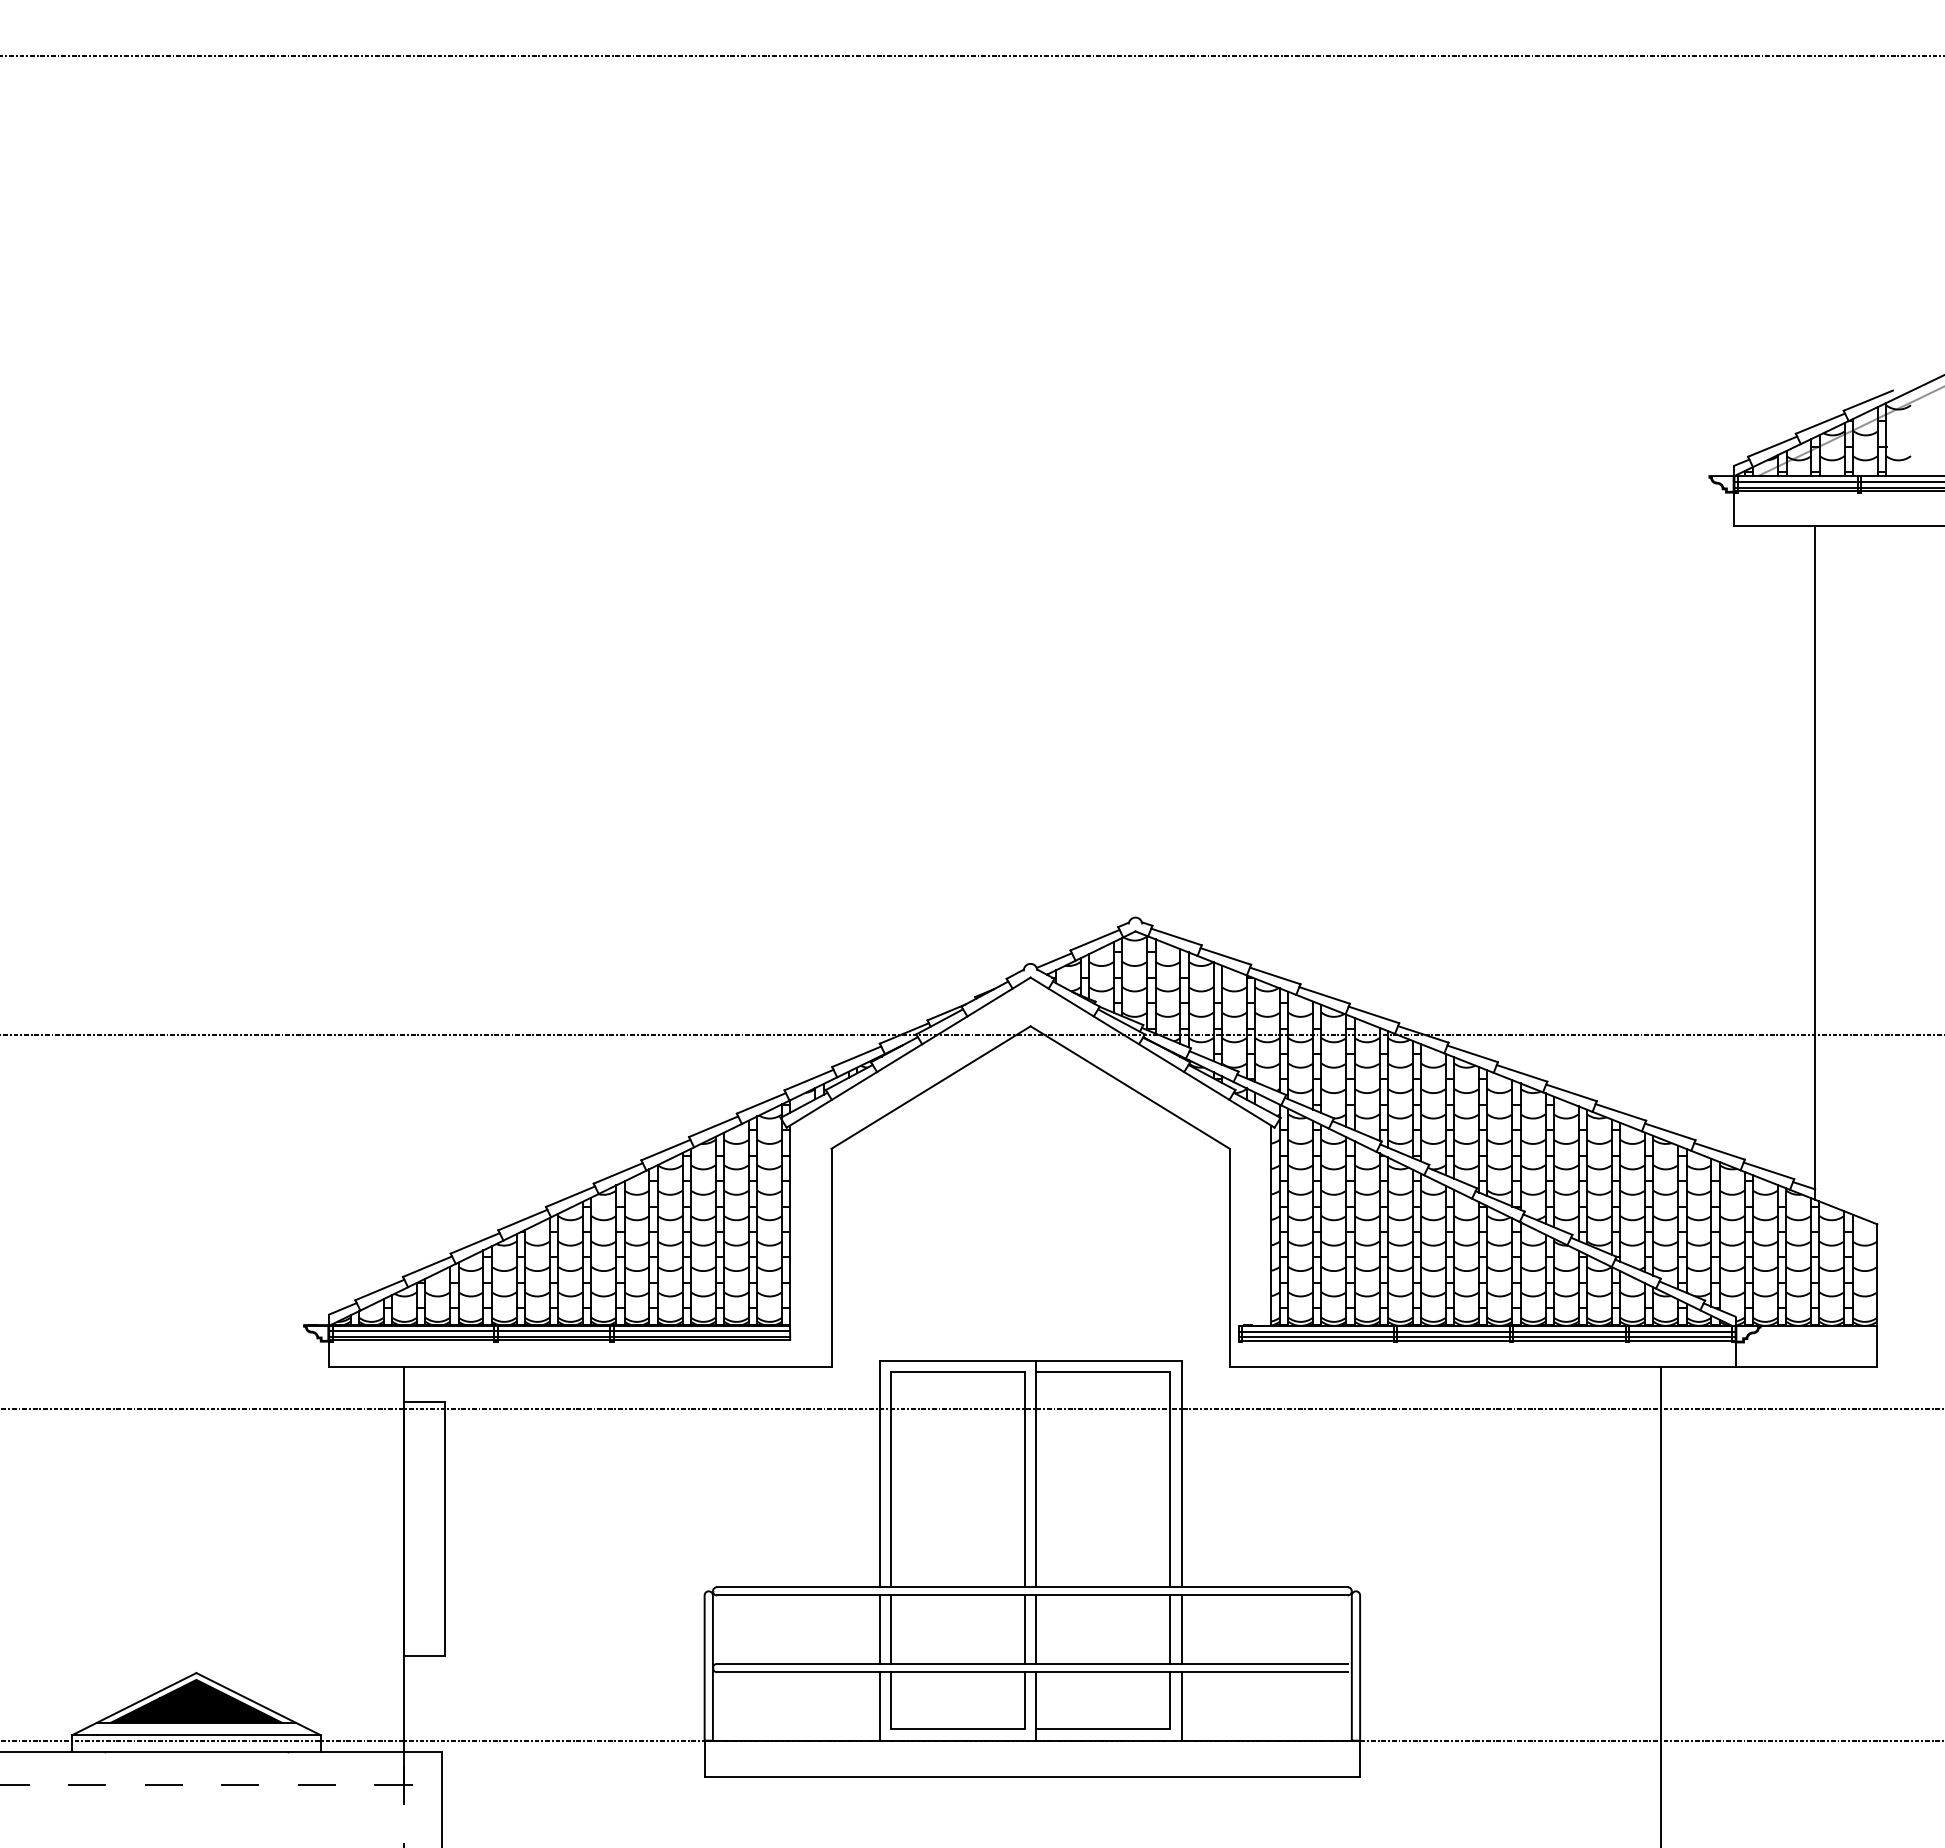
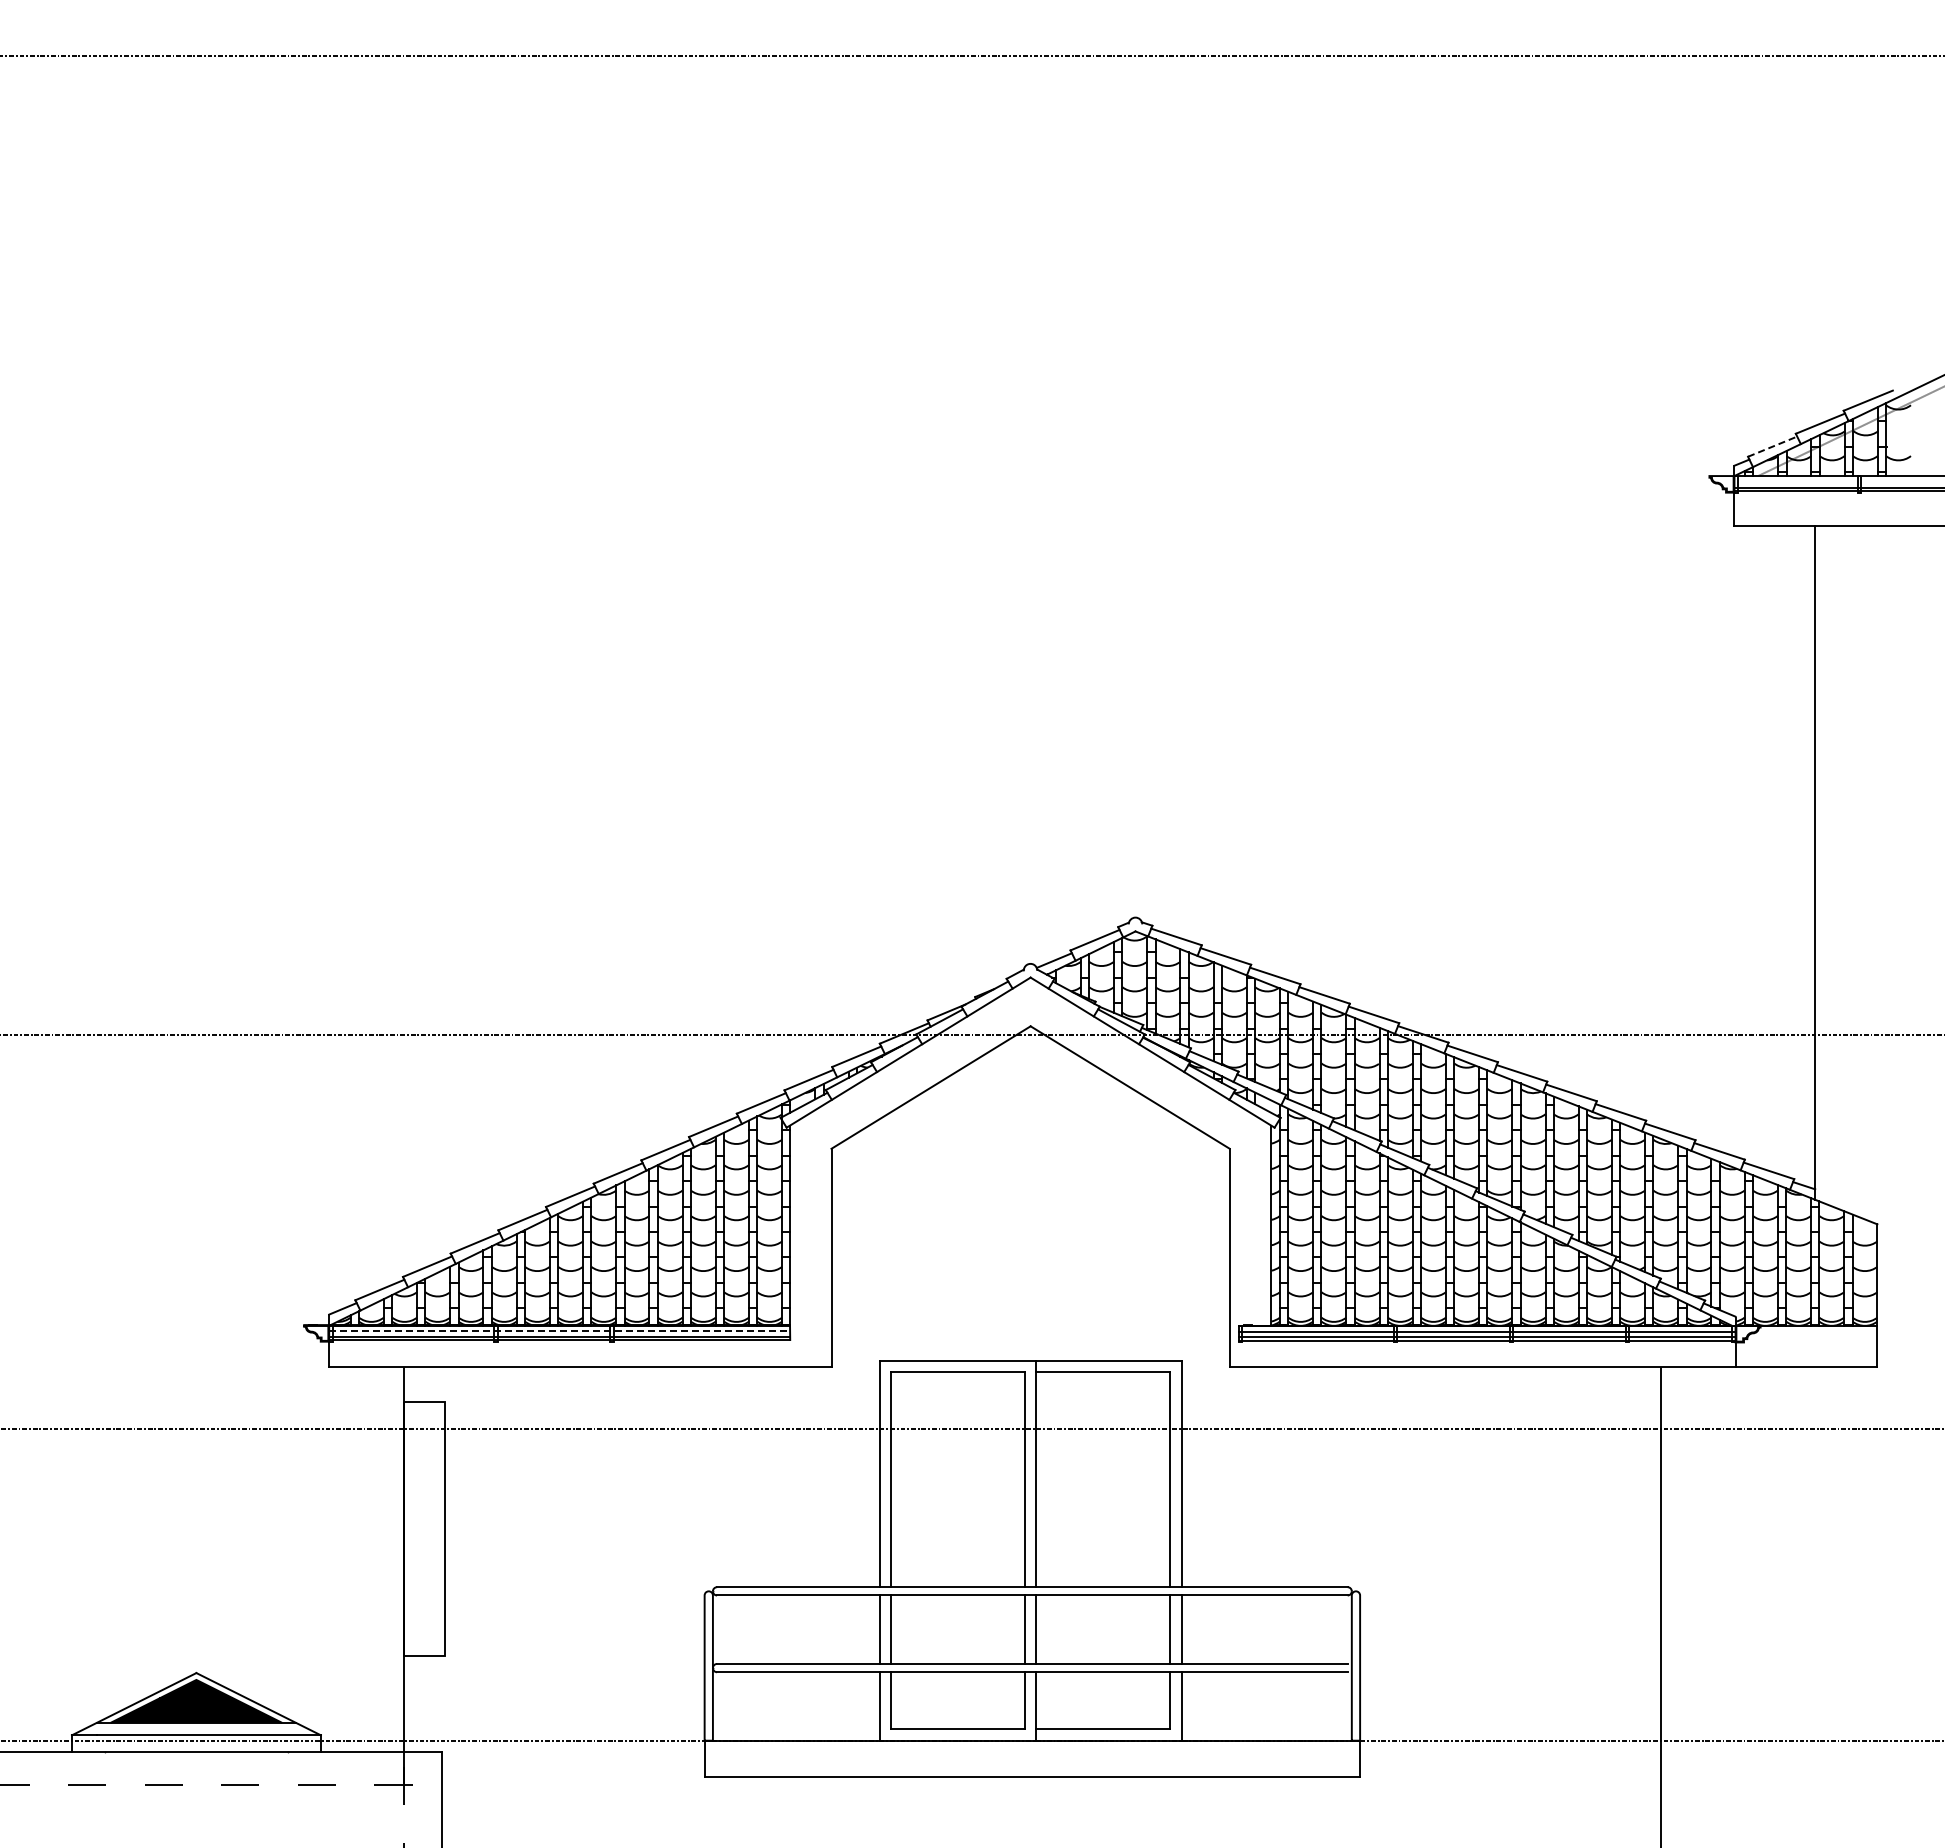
line: solid -> dashed (1772, 446)
line: present -> none (1837, 481)
line: solid -> dashed (560, 1330)
line position: (971, 1408) -> (971, 1428) (971, 1428)
